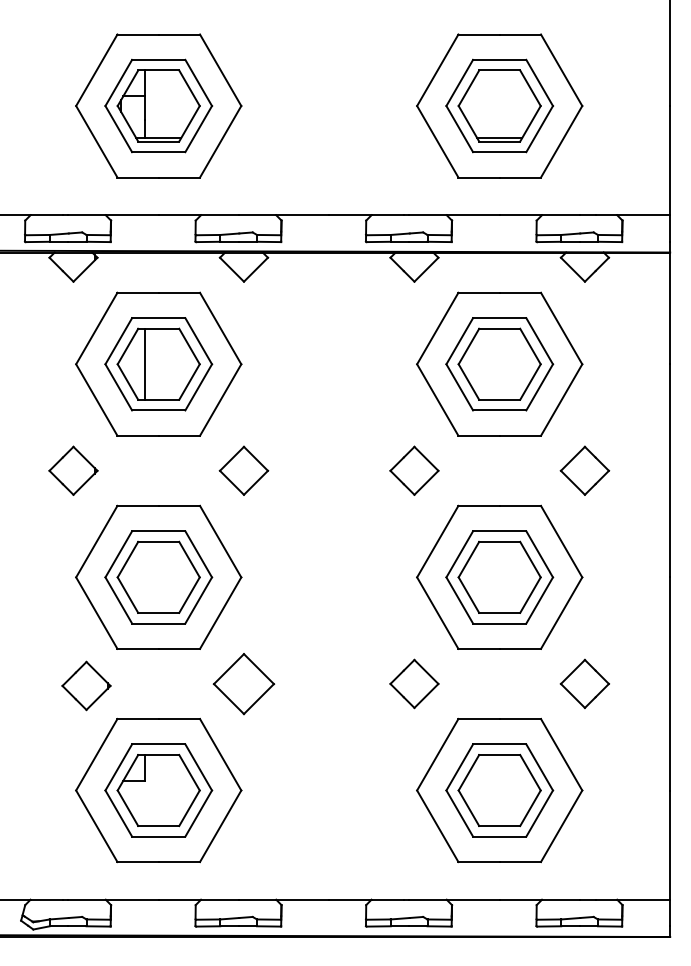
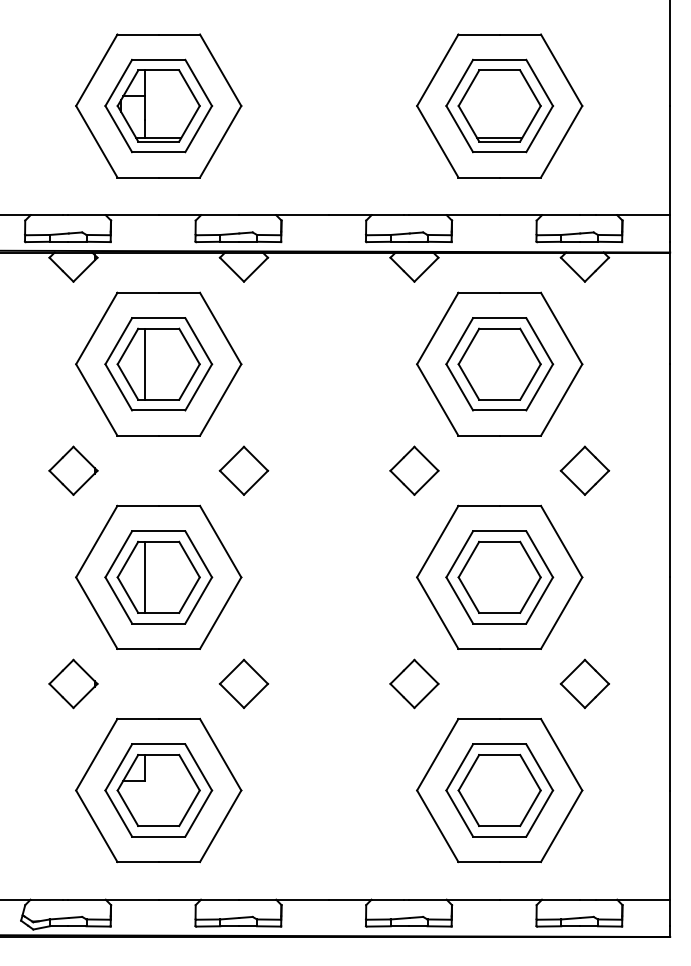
line: none -> present (145, 576)
part size: 64x63 px -> 52x51 px (243, 683)
part position: (86, 685) -> (73, 683) (73, 683)
